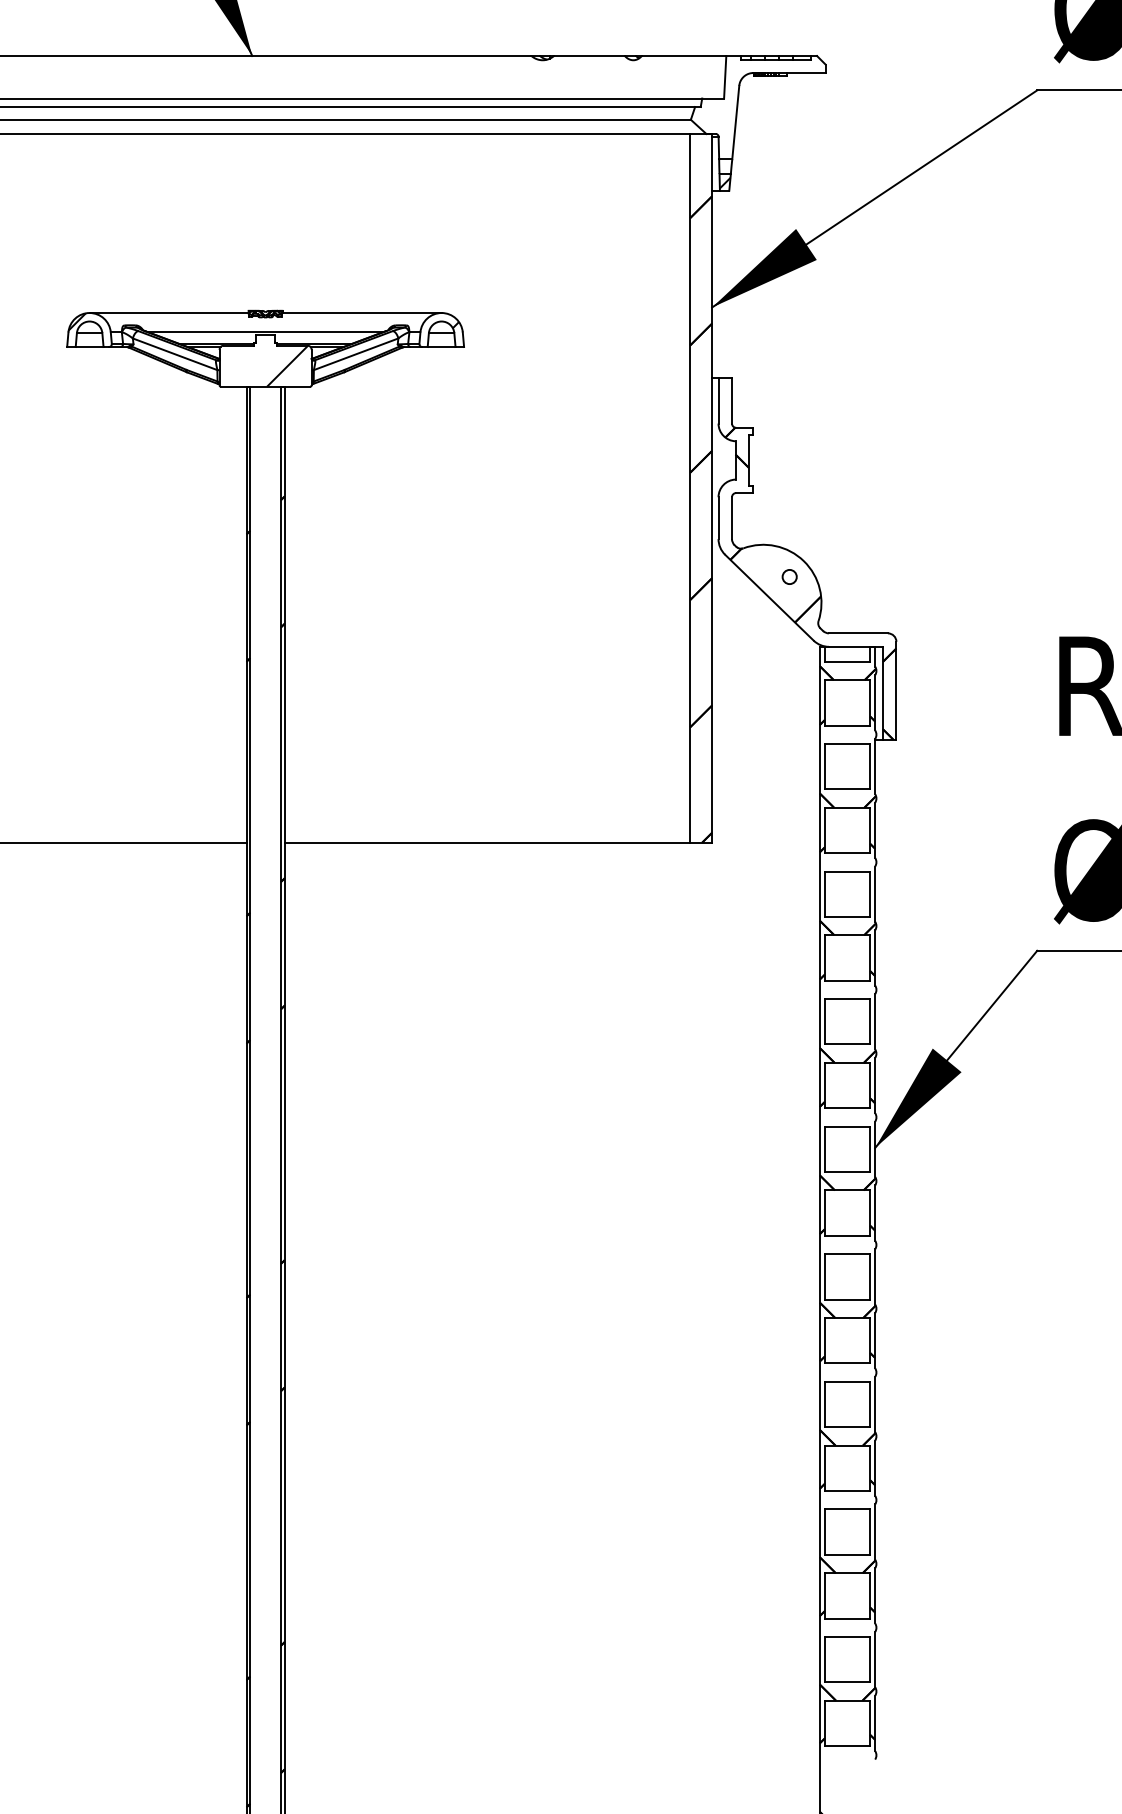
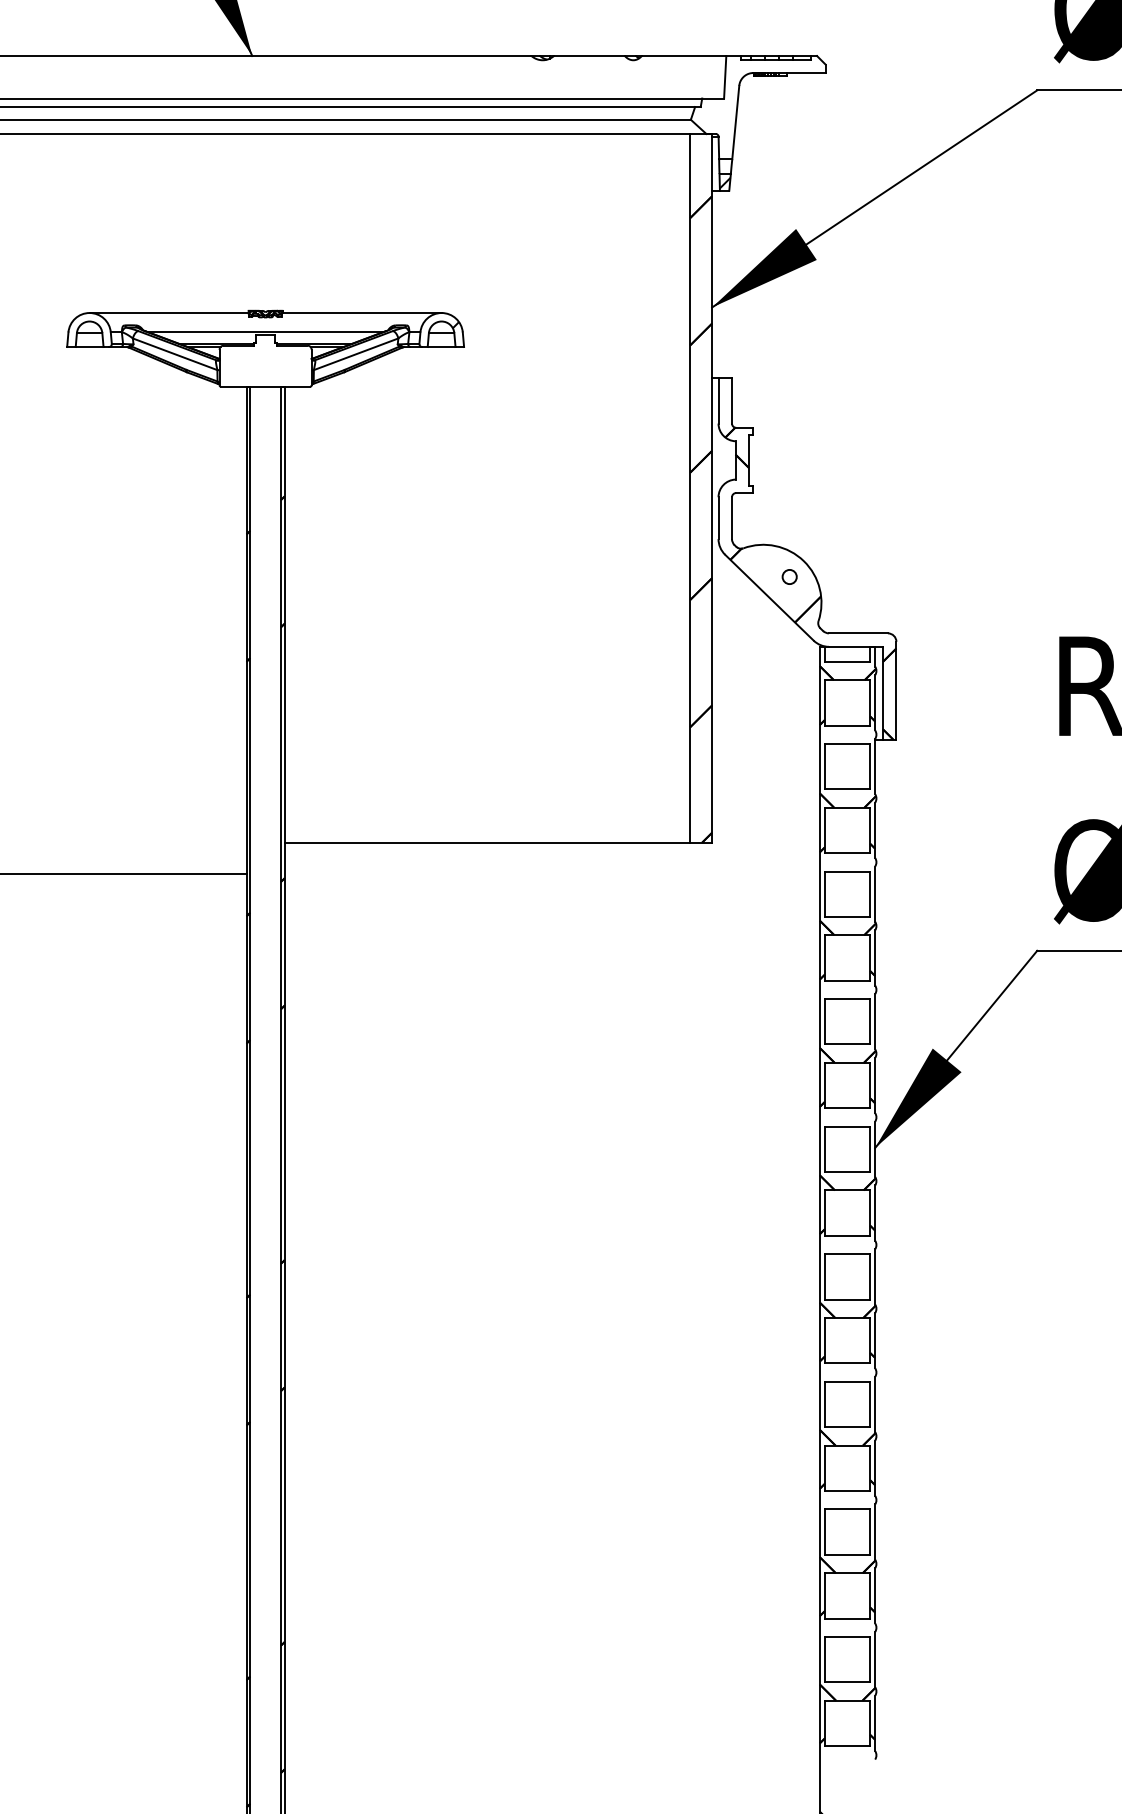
hatch: present -> none (76, 321)
hatch: present -> none (287, 365)
line position: (124, 842) -> (124, 873) (124, 873)
